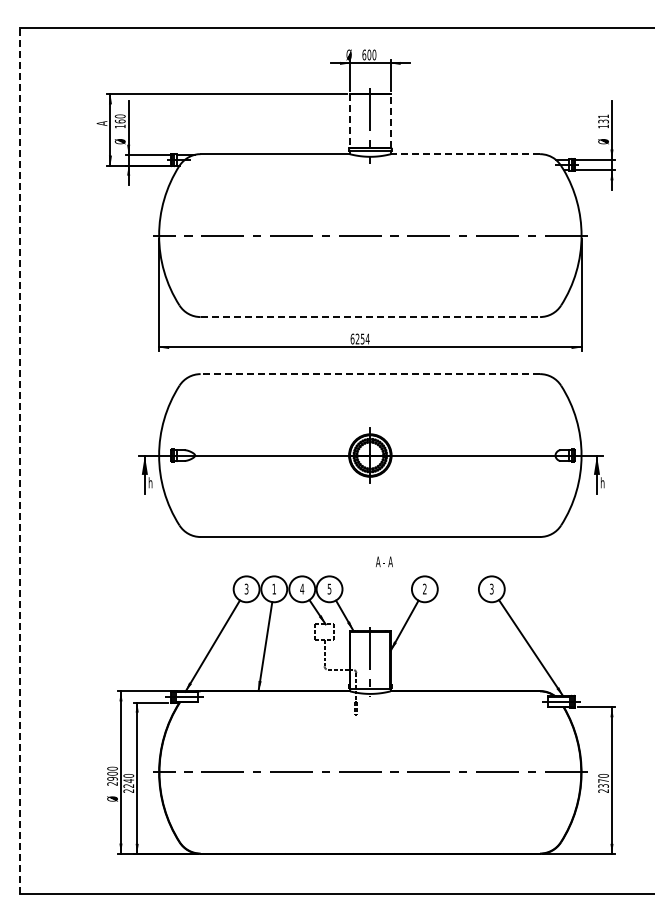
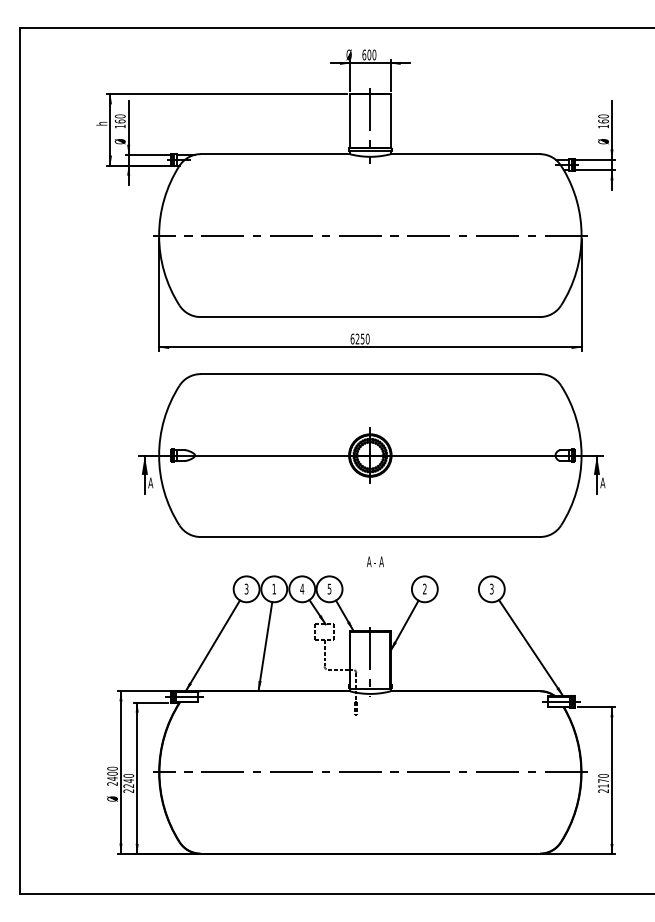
text: 131 -> 160 (603, 118)
line: dashed -> solid (350, 121)
line: dashed -> solid (390, 121)
text: A -> h (101, 123)
line: dashed -> solid (465, 154)
line: dashed -> solid (370, 317)
text: 6254 -> 6250 (367, 338)
line: dashed -> solid (370, 374)
line: dashed -> solid (19, 460)
text: h -> A (150, 482)
text: h -> A (602, 482)
text position: (384, 561) -> (375, 561) (375, 561)
text: 2900 -> 2400 (112, 778)
text: 2370 -> 2170 (603, 785)
